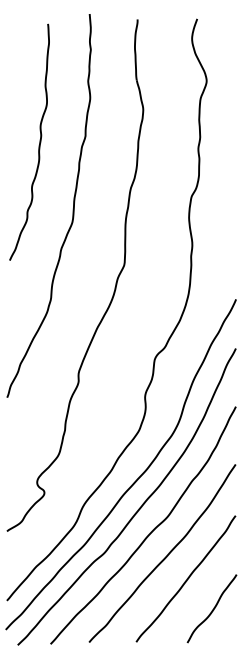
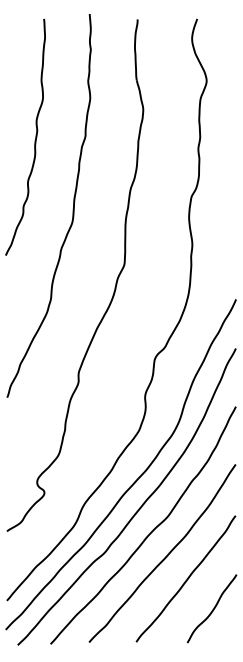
curve position: (38, 145) -> (34, 140) (34, 140)
